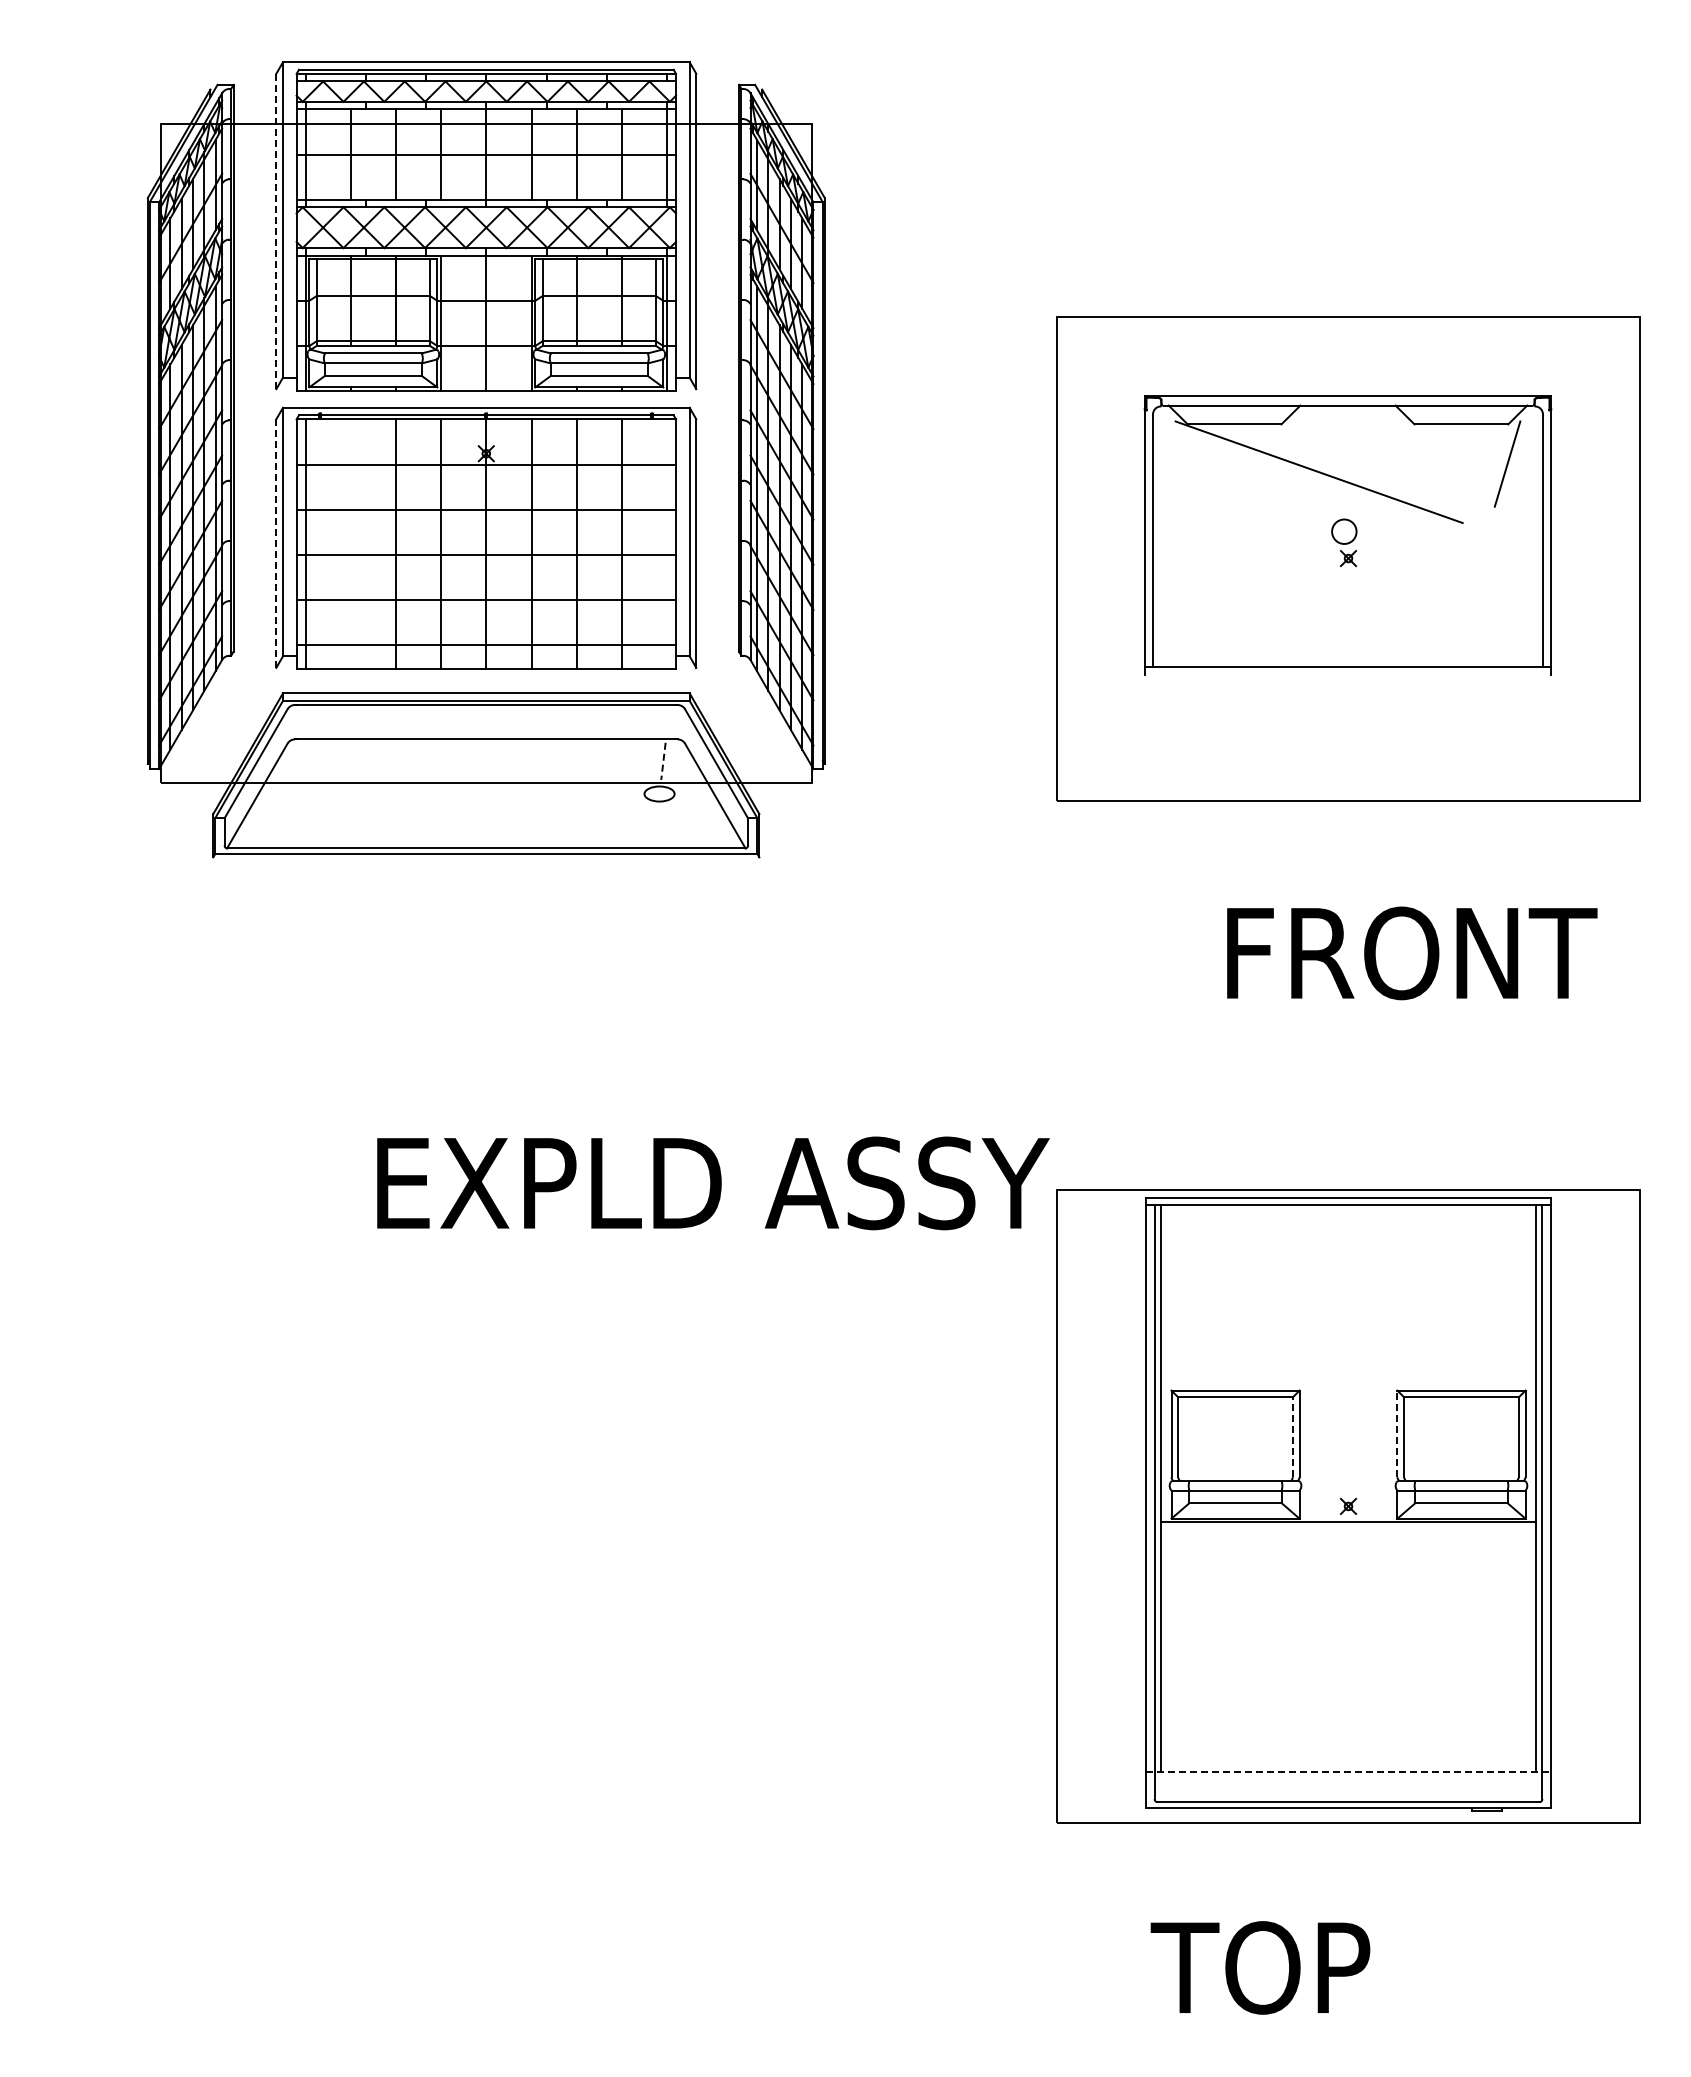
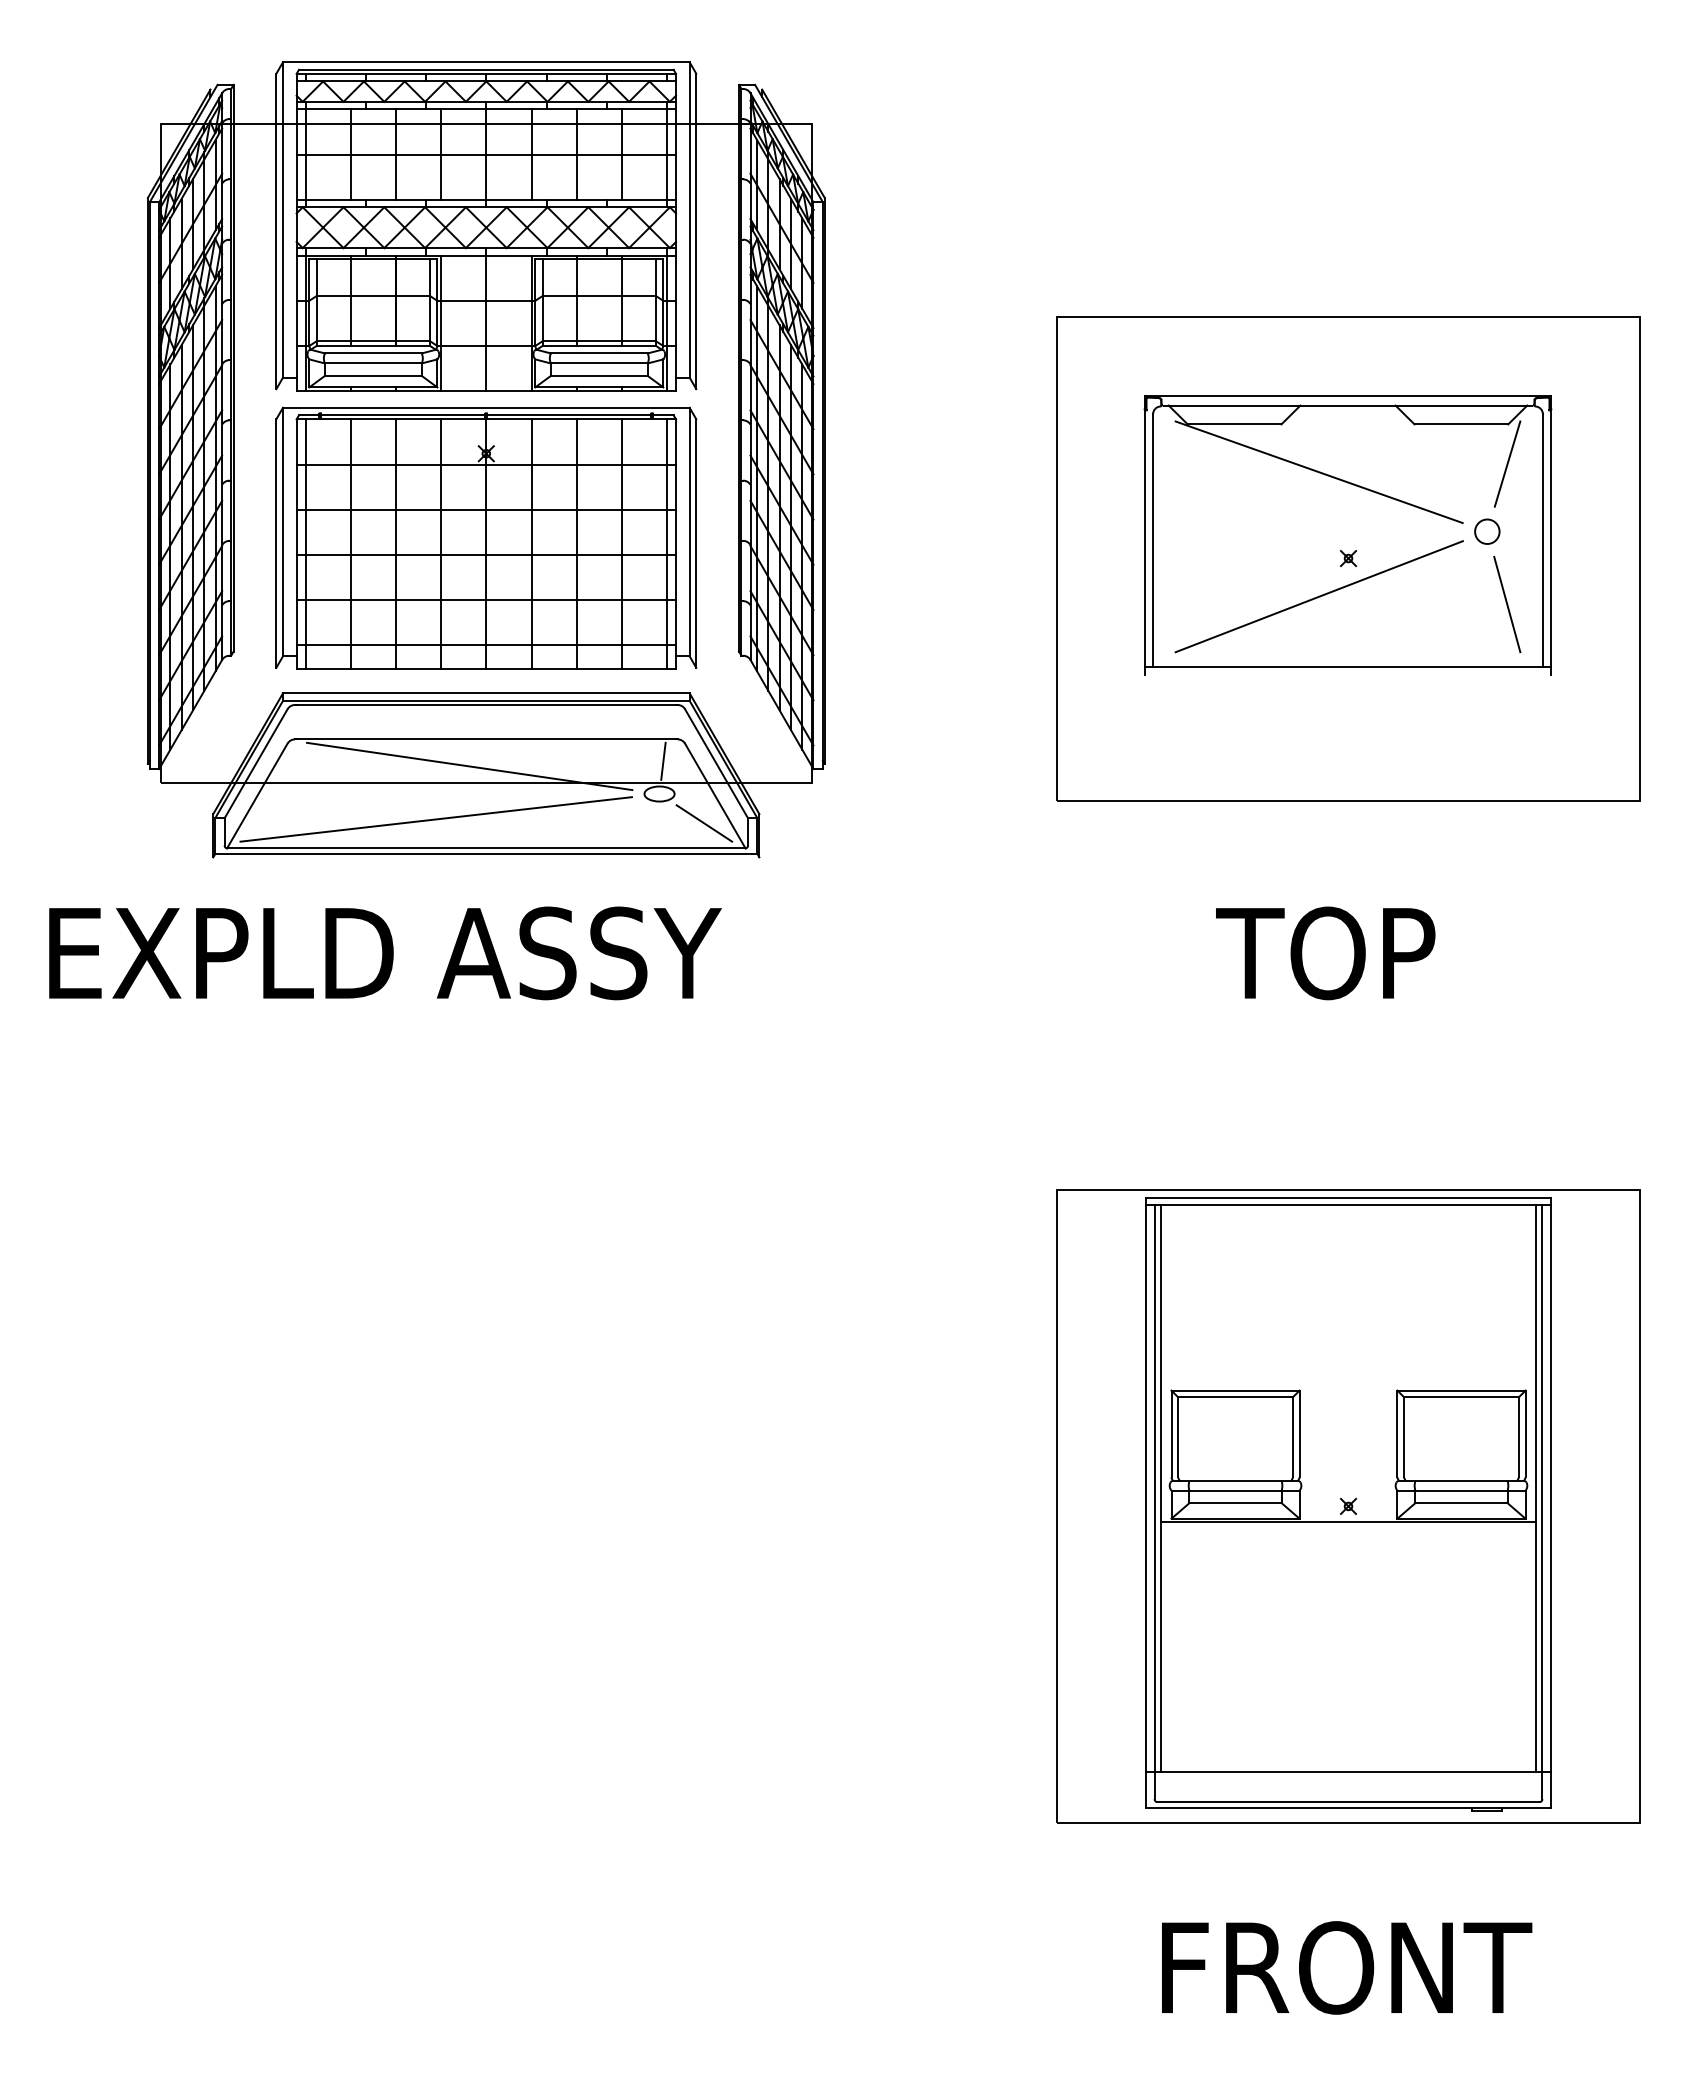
line: dashed -> solid (276, 231)
circle position: (1344, 531) -> (1487, 531) (1487, 531)
line: none -> present (350, 543)
line: none -> present (667, 543)
line: dashed -> solid (276, 544)
line: none -> present (1318, 596)
line: none -> present (1507, 604)
line: dashed -> solid (663, 761)
line: none -> present (469, 766)
line: none -> present (435, 819)
line: none -> present (704, 823)
text: FRONT -> TOP (1406, 953)
text position: (713, 1183) -> (385, 953) (385, 953)
line: dashed -> solid (1397, 1433)
line: dashed -> solid (1292, 1436)
line: dashed -> solid (1349, 1771)
text: TOP -> FRONT (1341, 1967)
